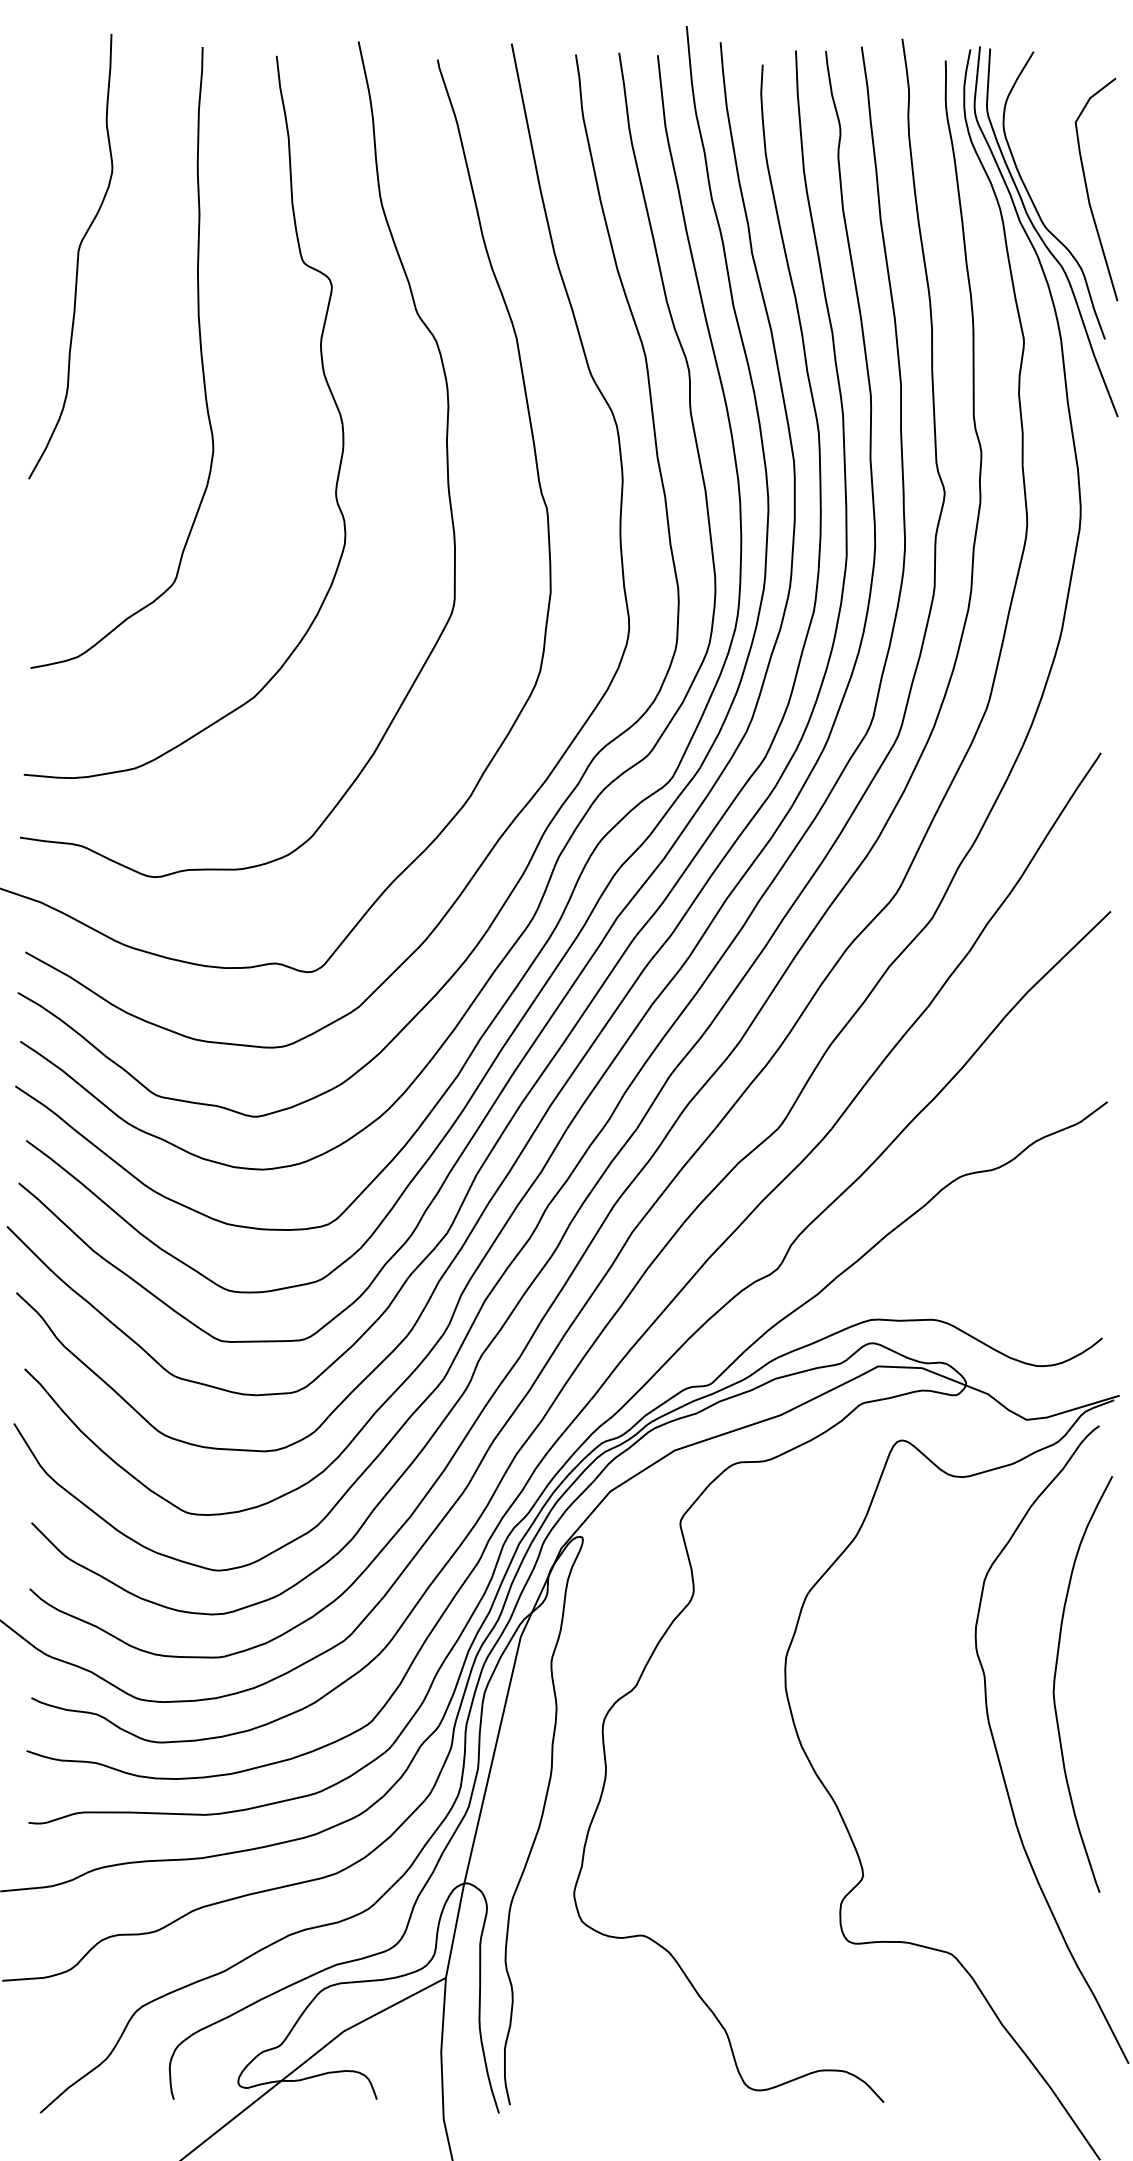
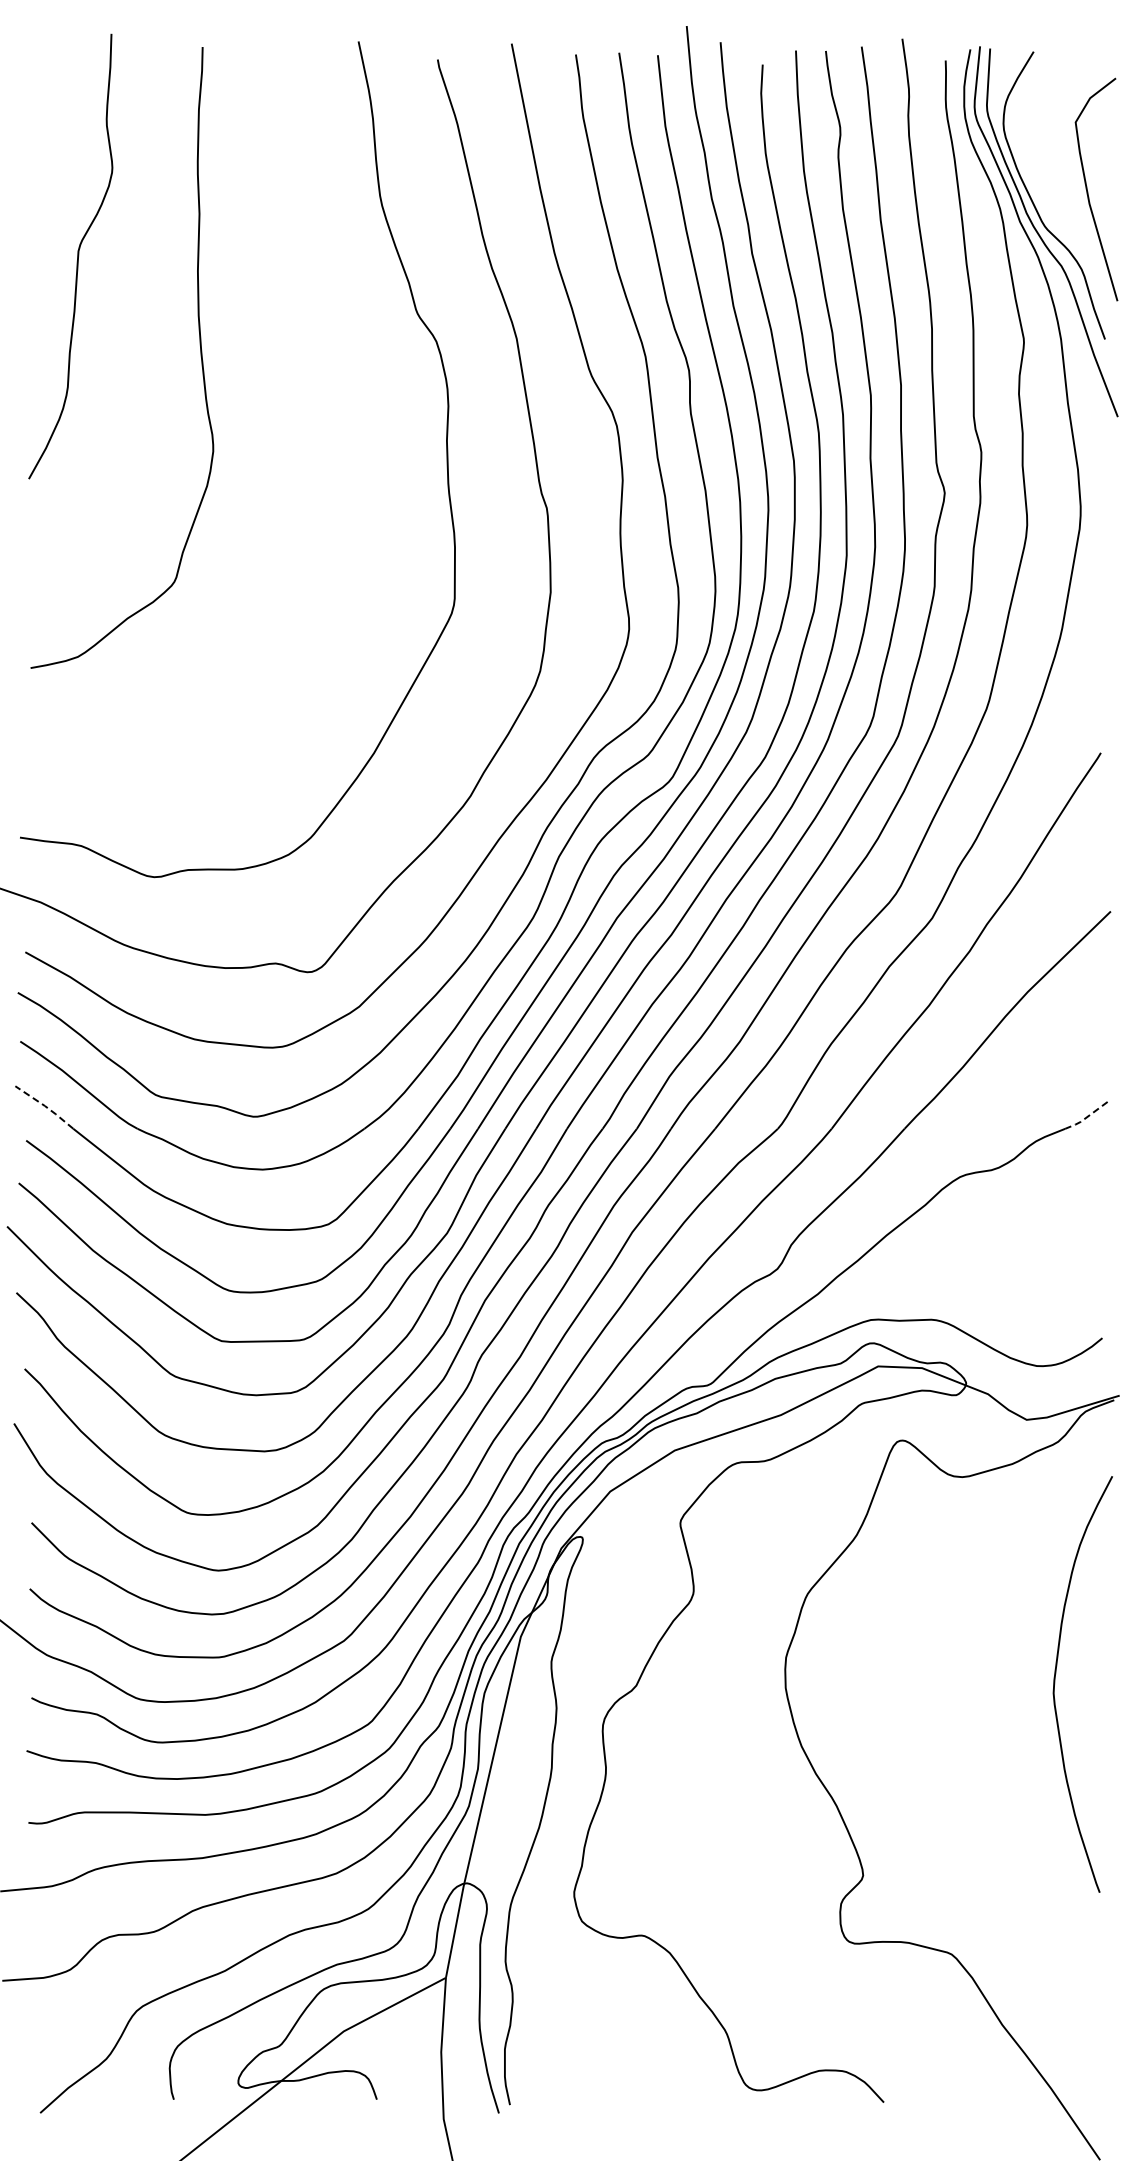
curve: present -> none (323, 375)
line: solid -> dashed (45, 1106)
line: solid -> dashed (1086, 1117)
curve: present -> none (999, 1757)
